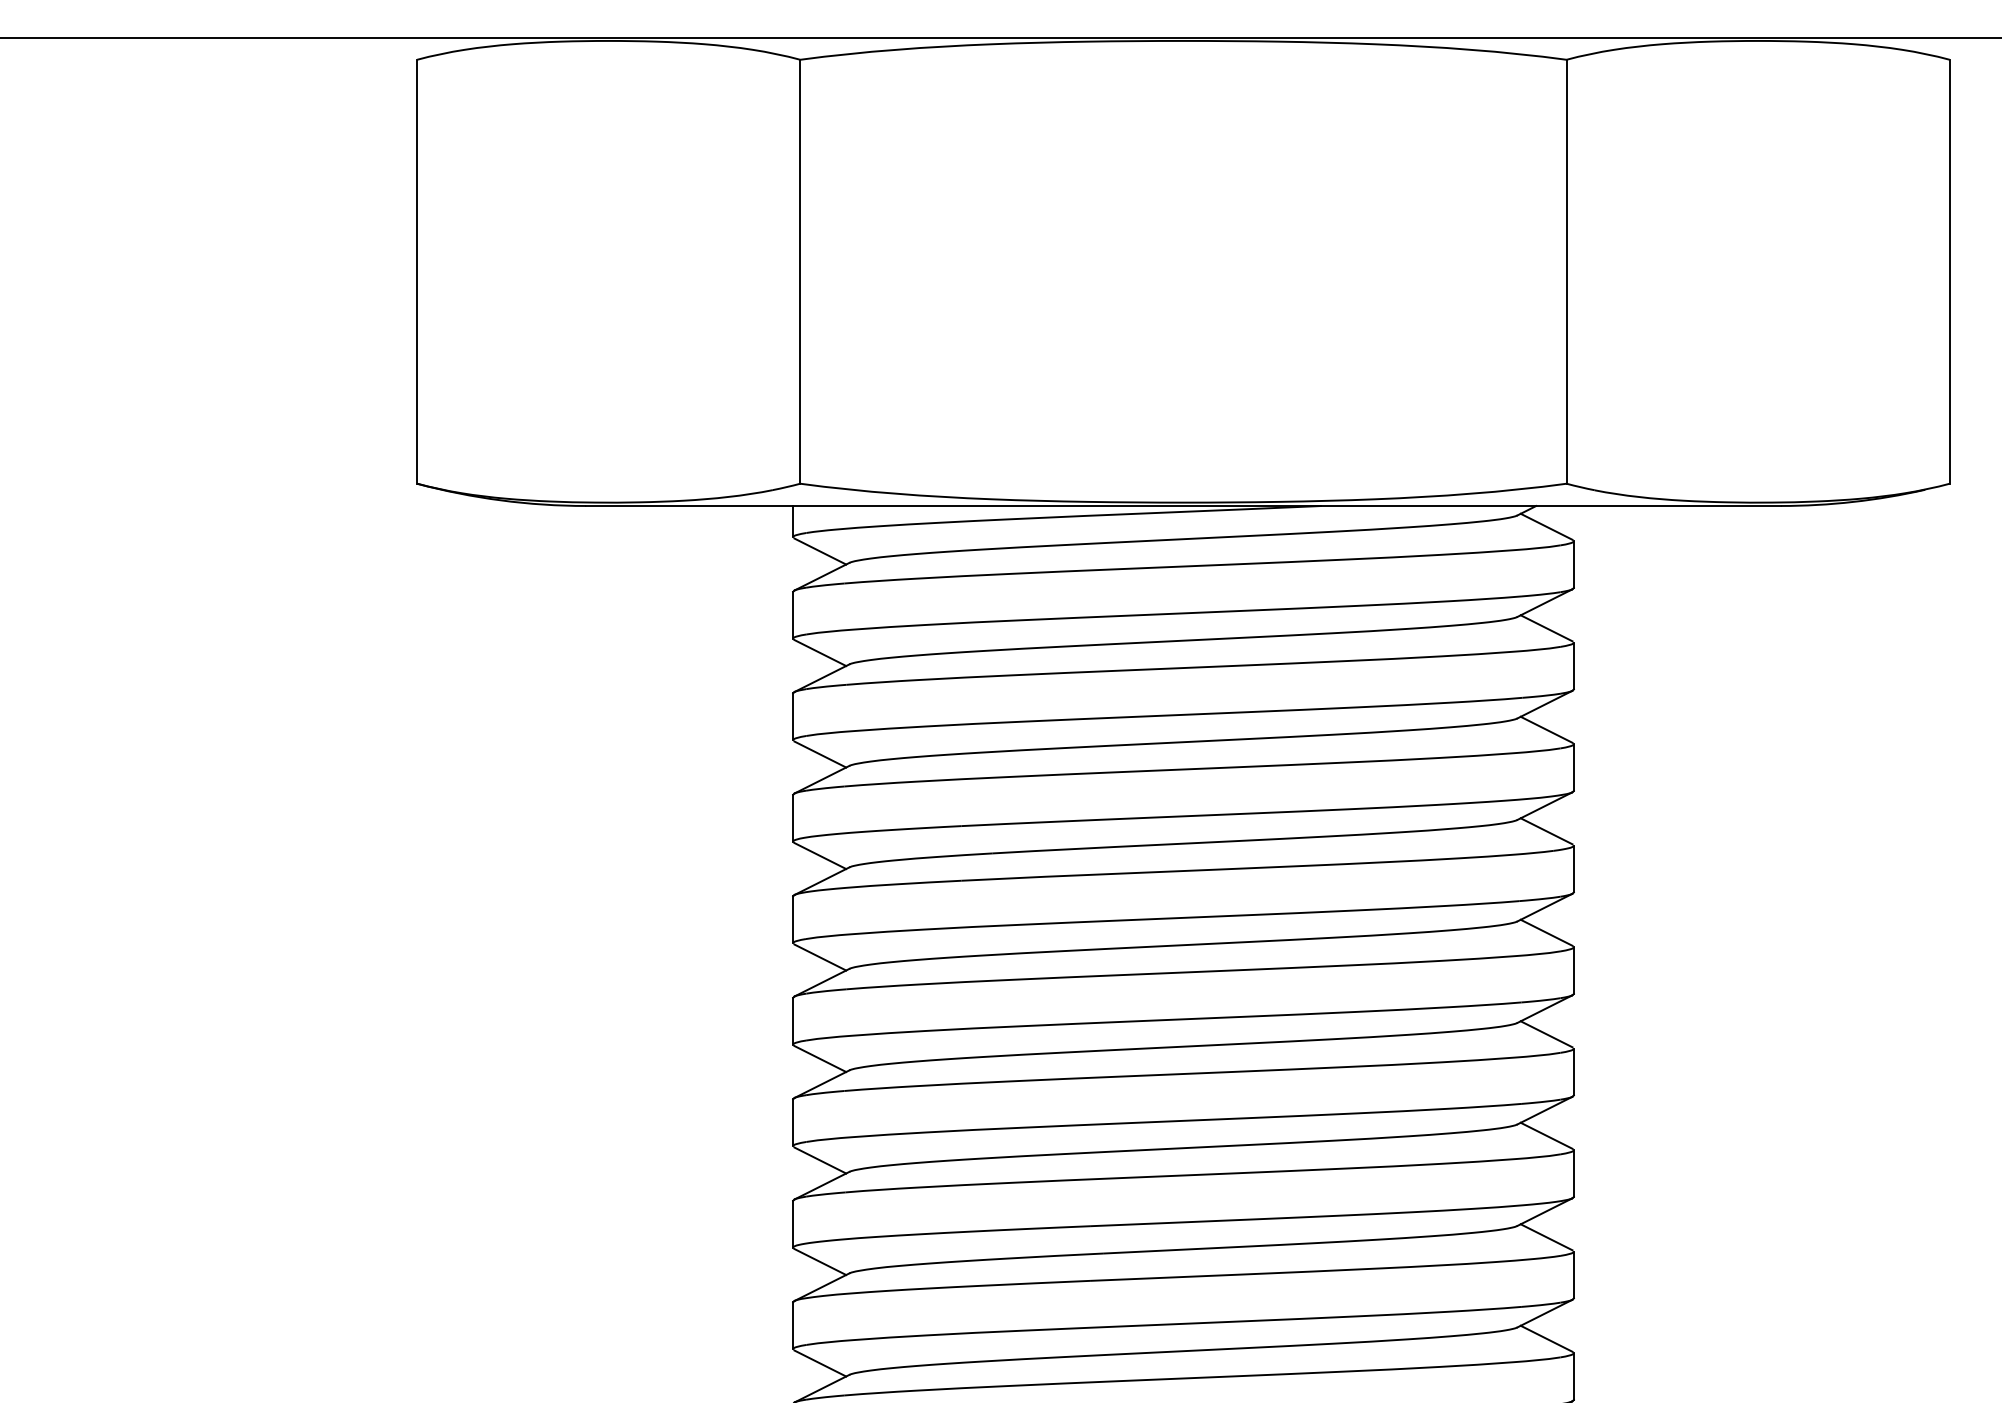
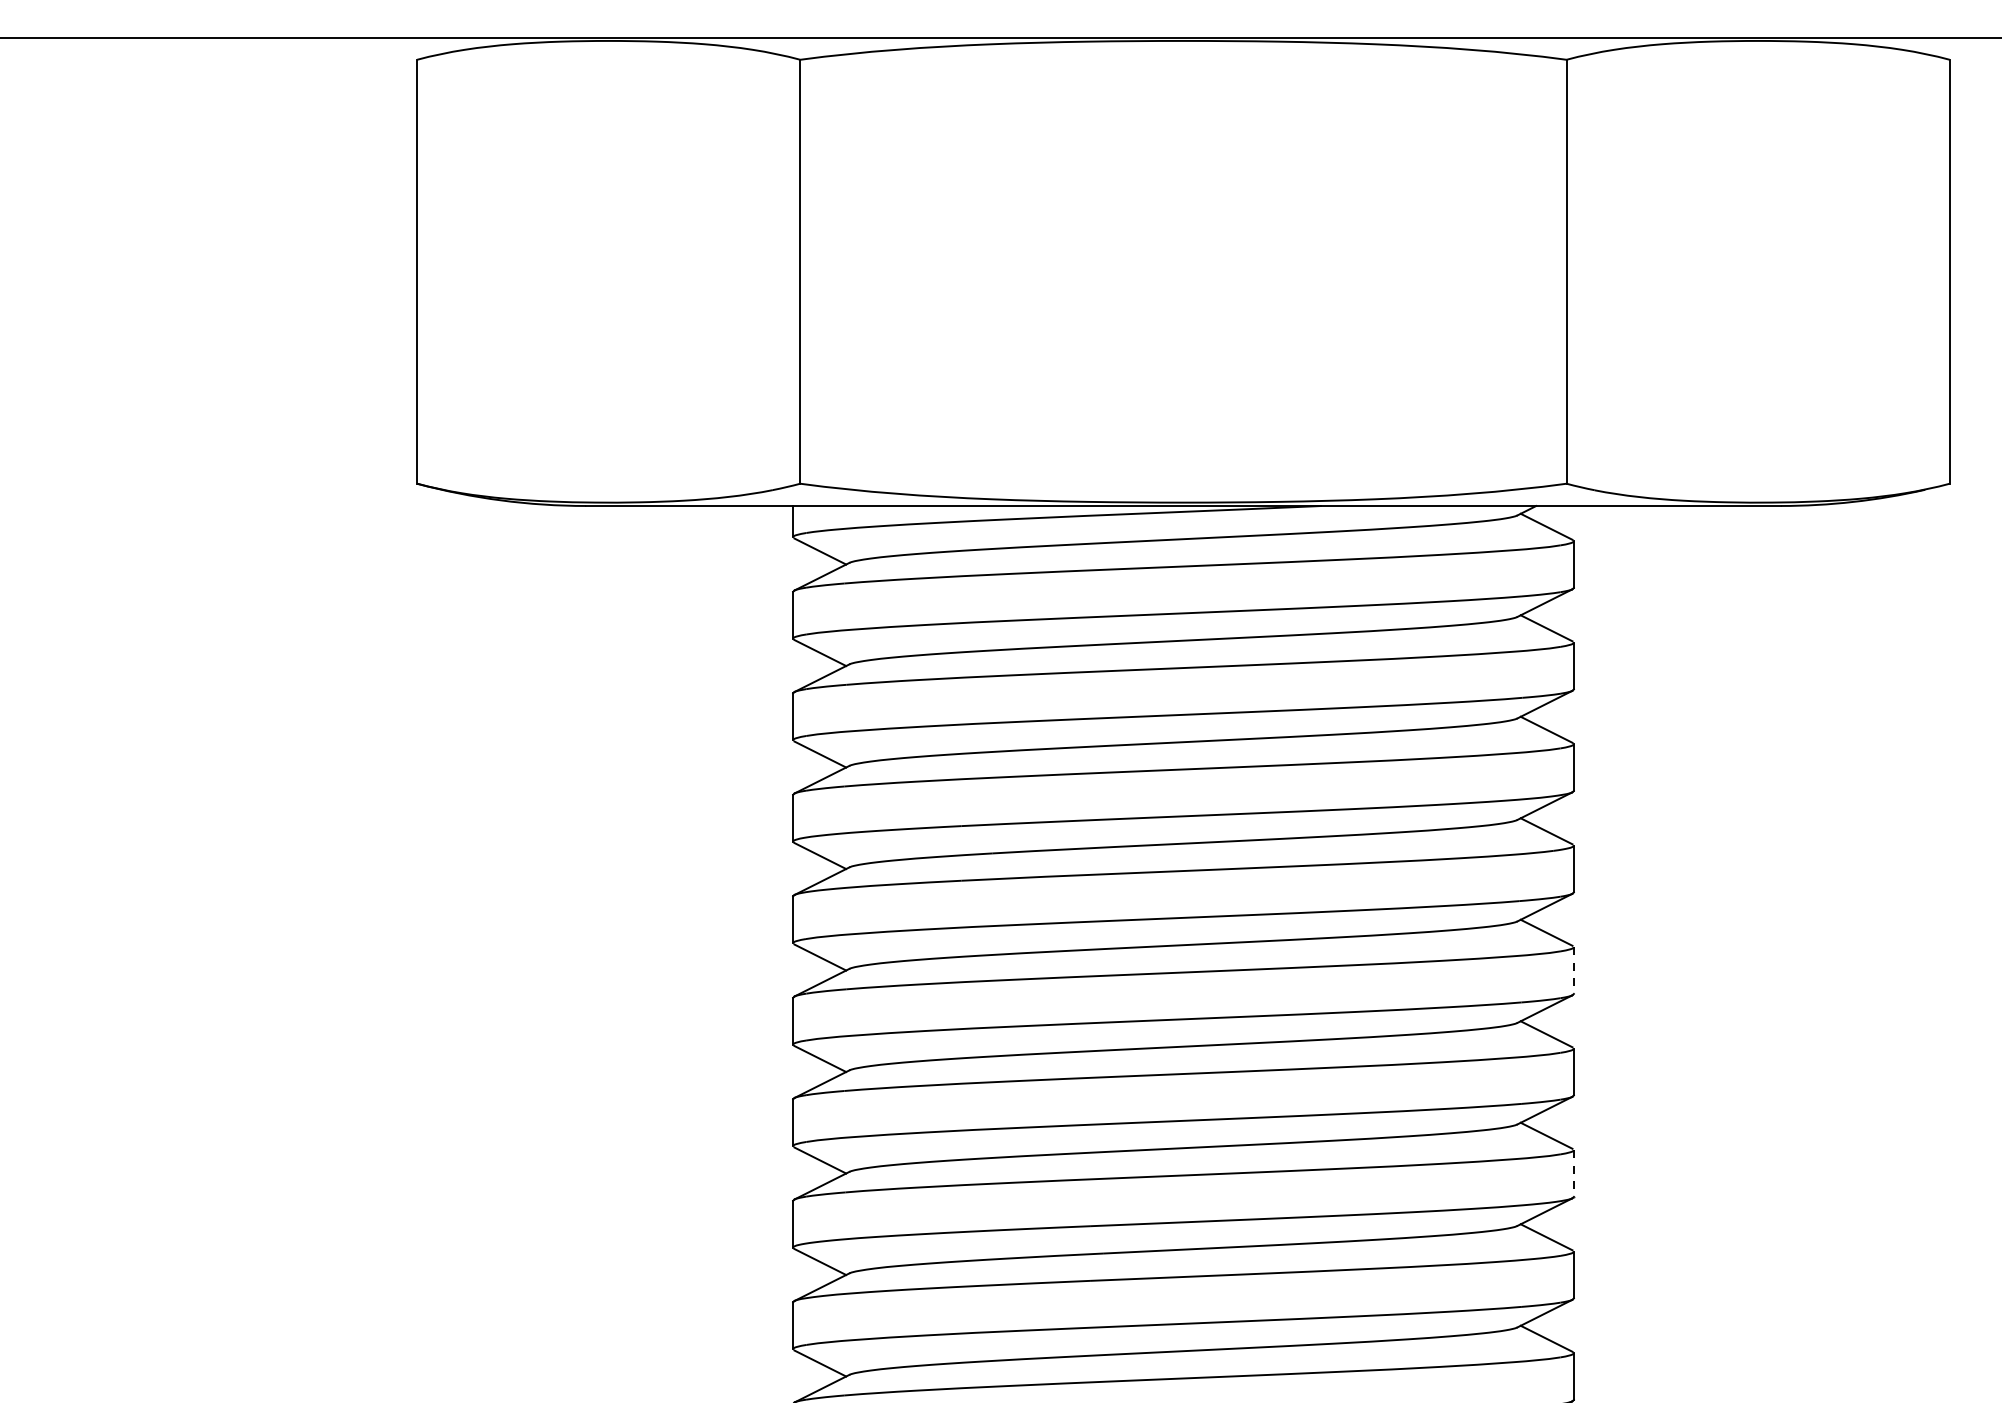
line: solid -> dashed (1573, 971)
line: solid -> dashed (1573, 1174)
